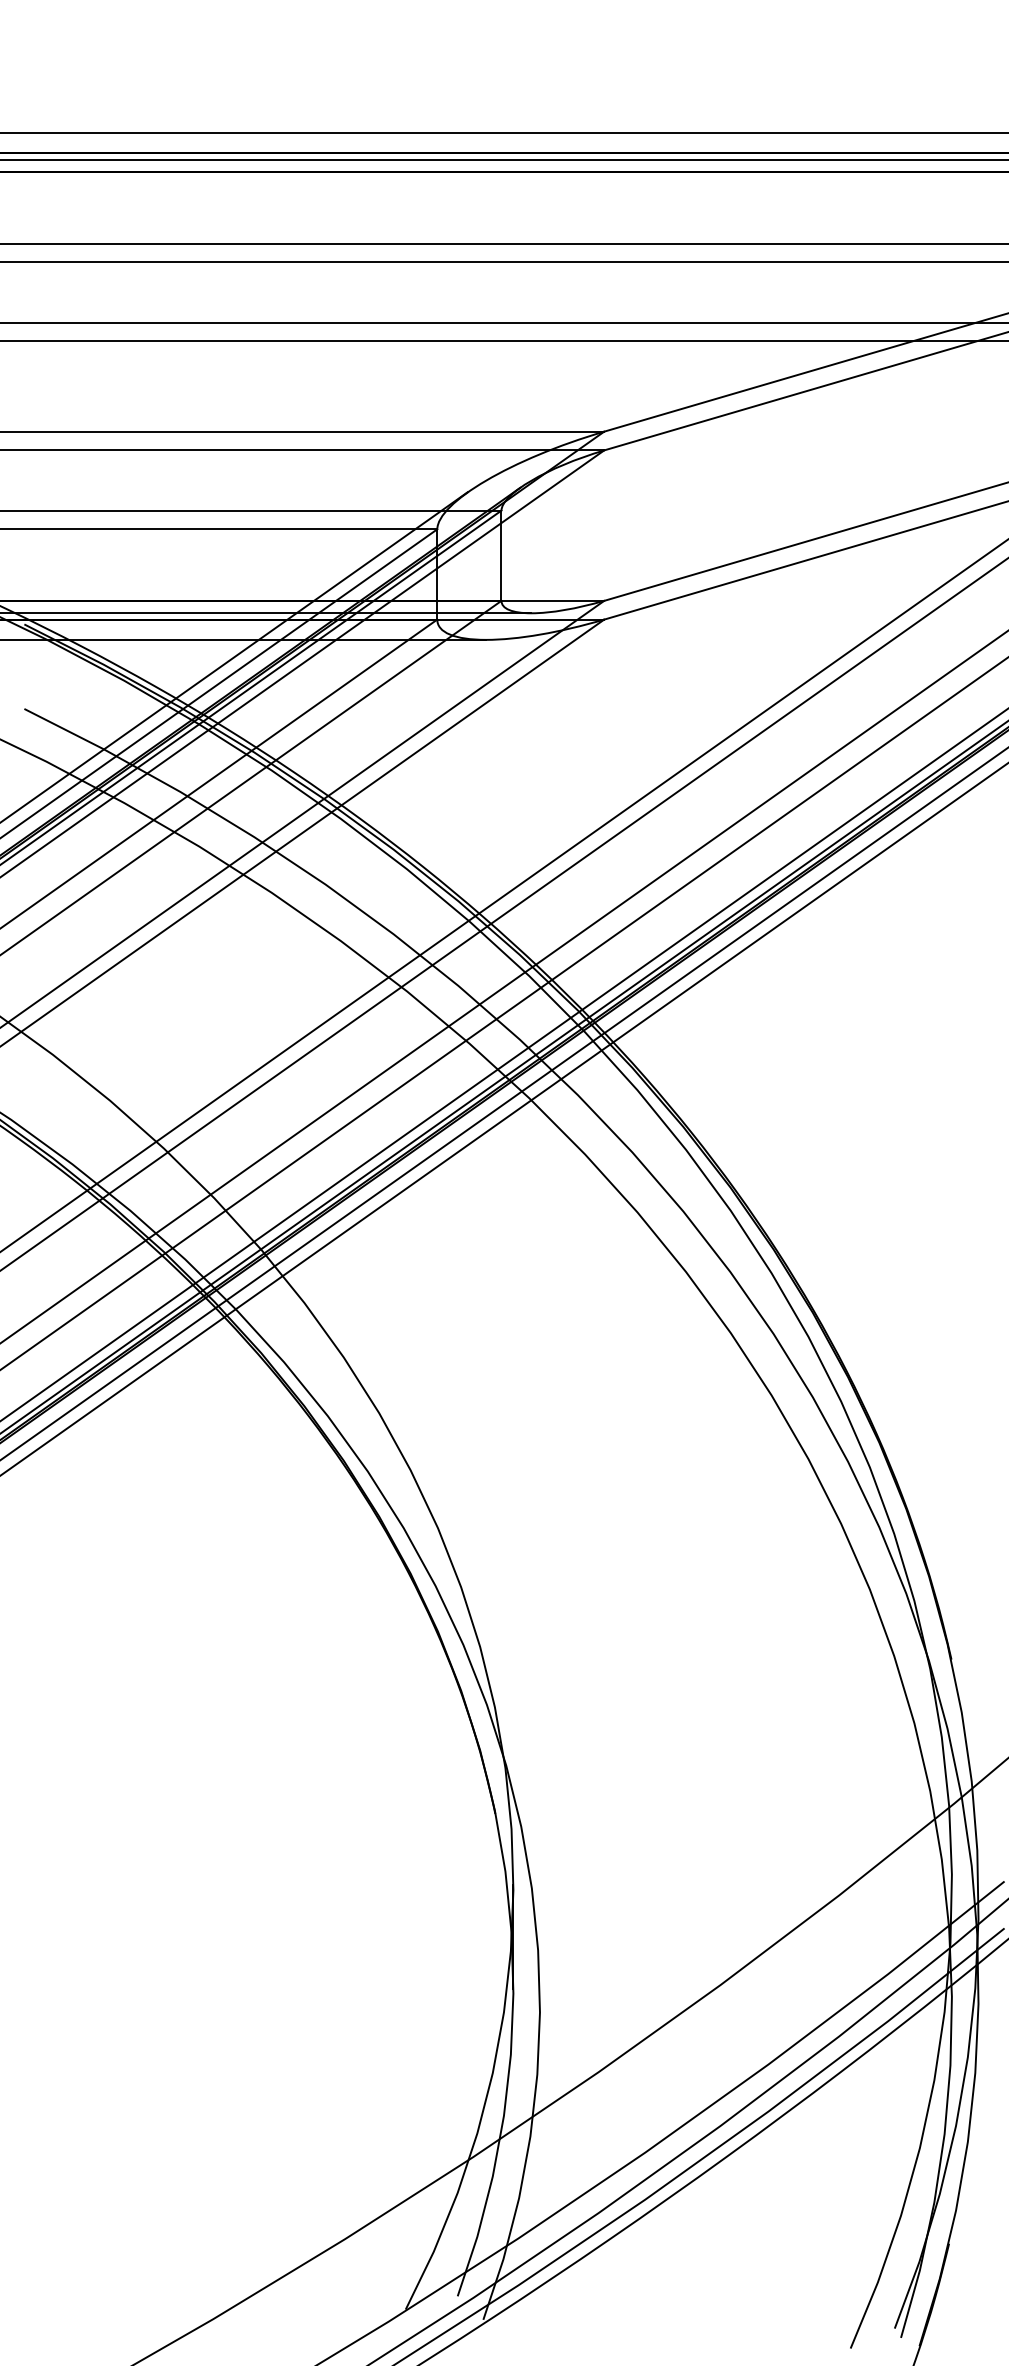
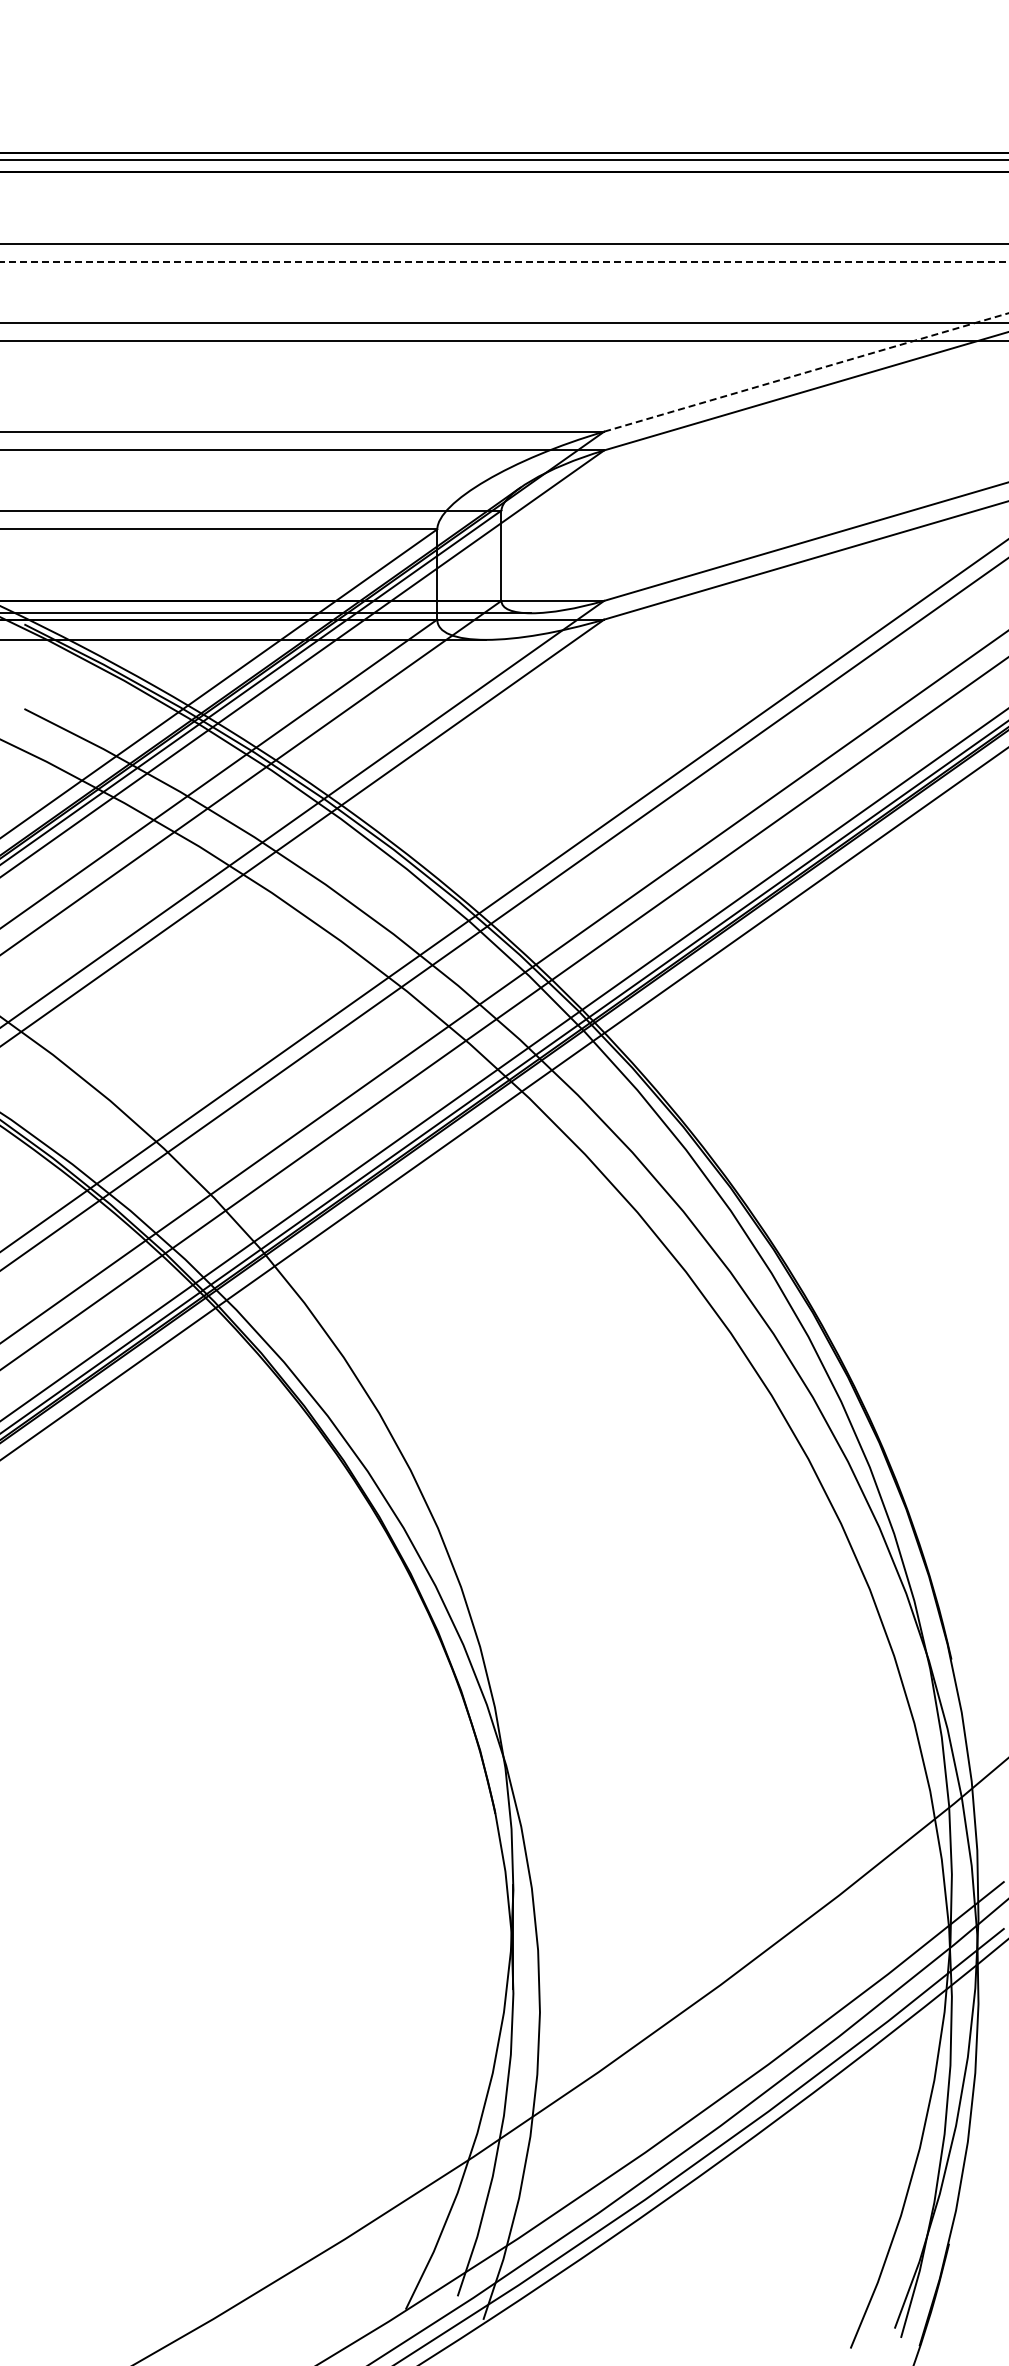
line: present -> none (503, 133)
line: solid -> dashed (504, 262)
line: solid -> dashed (806, 372)
line: present -> none (234, 656)
line: present -> none (503, 1119)
